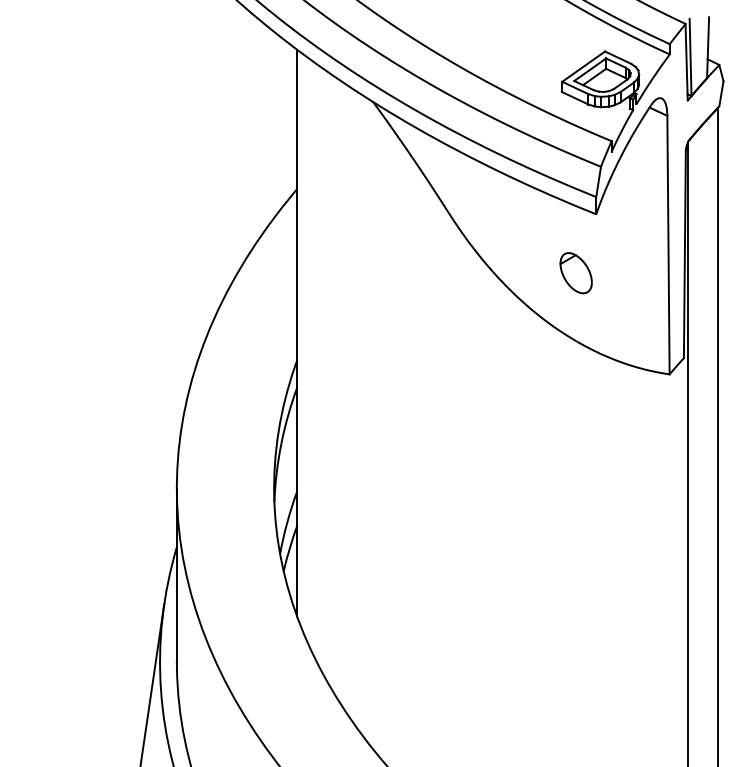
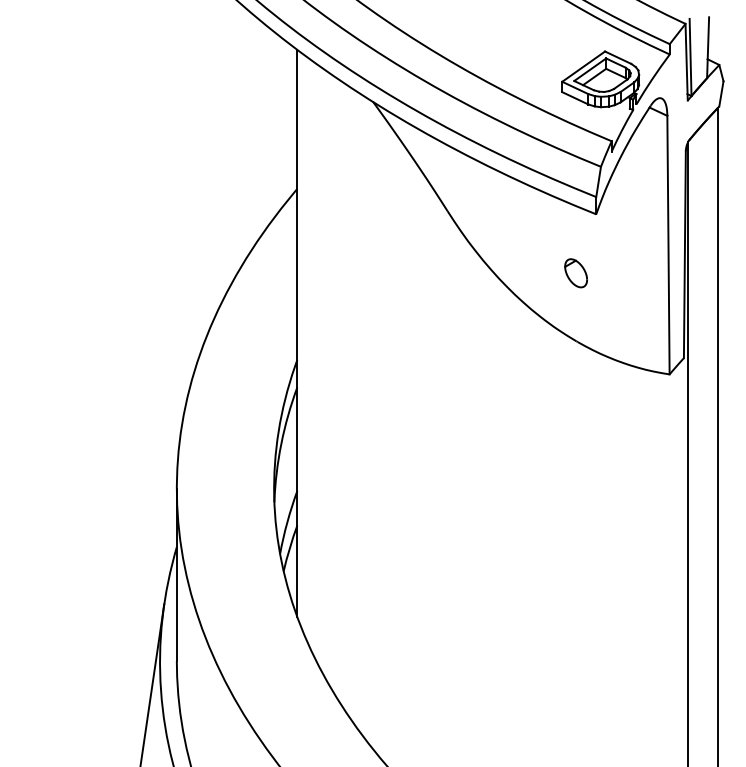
part size: 34x43 px -> 24x31 px (575, 273)
